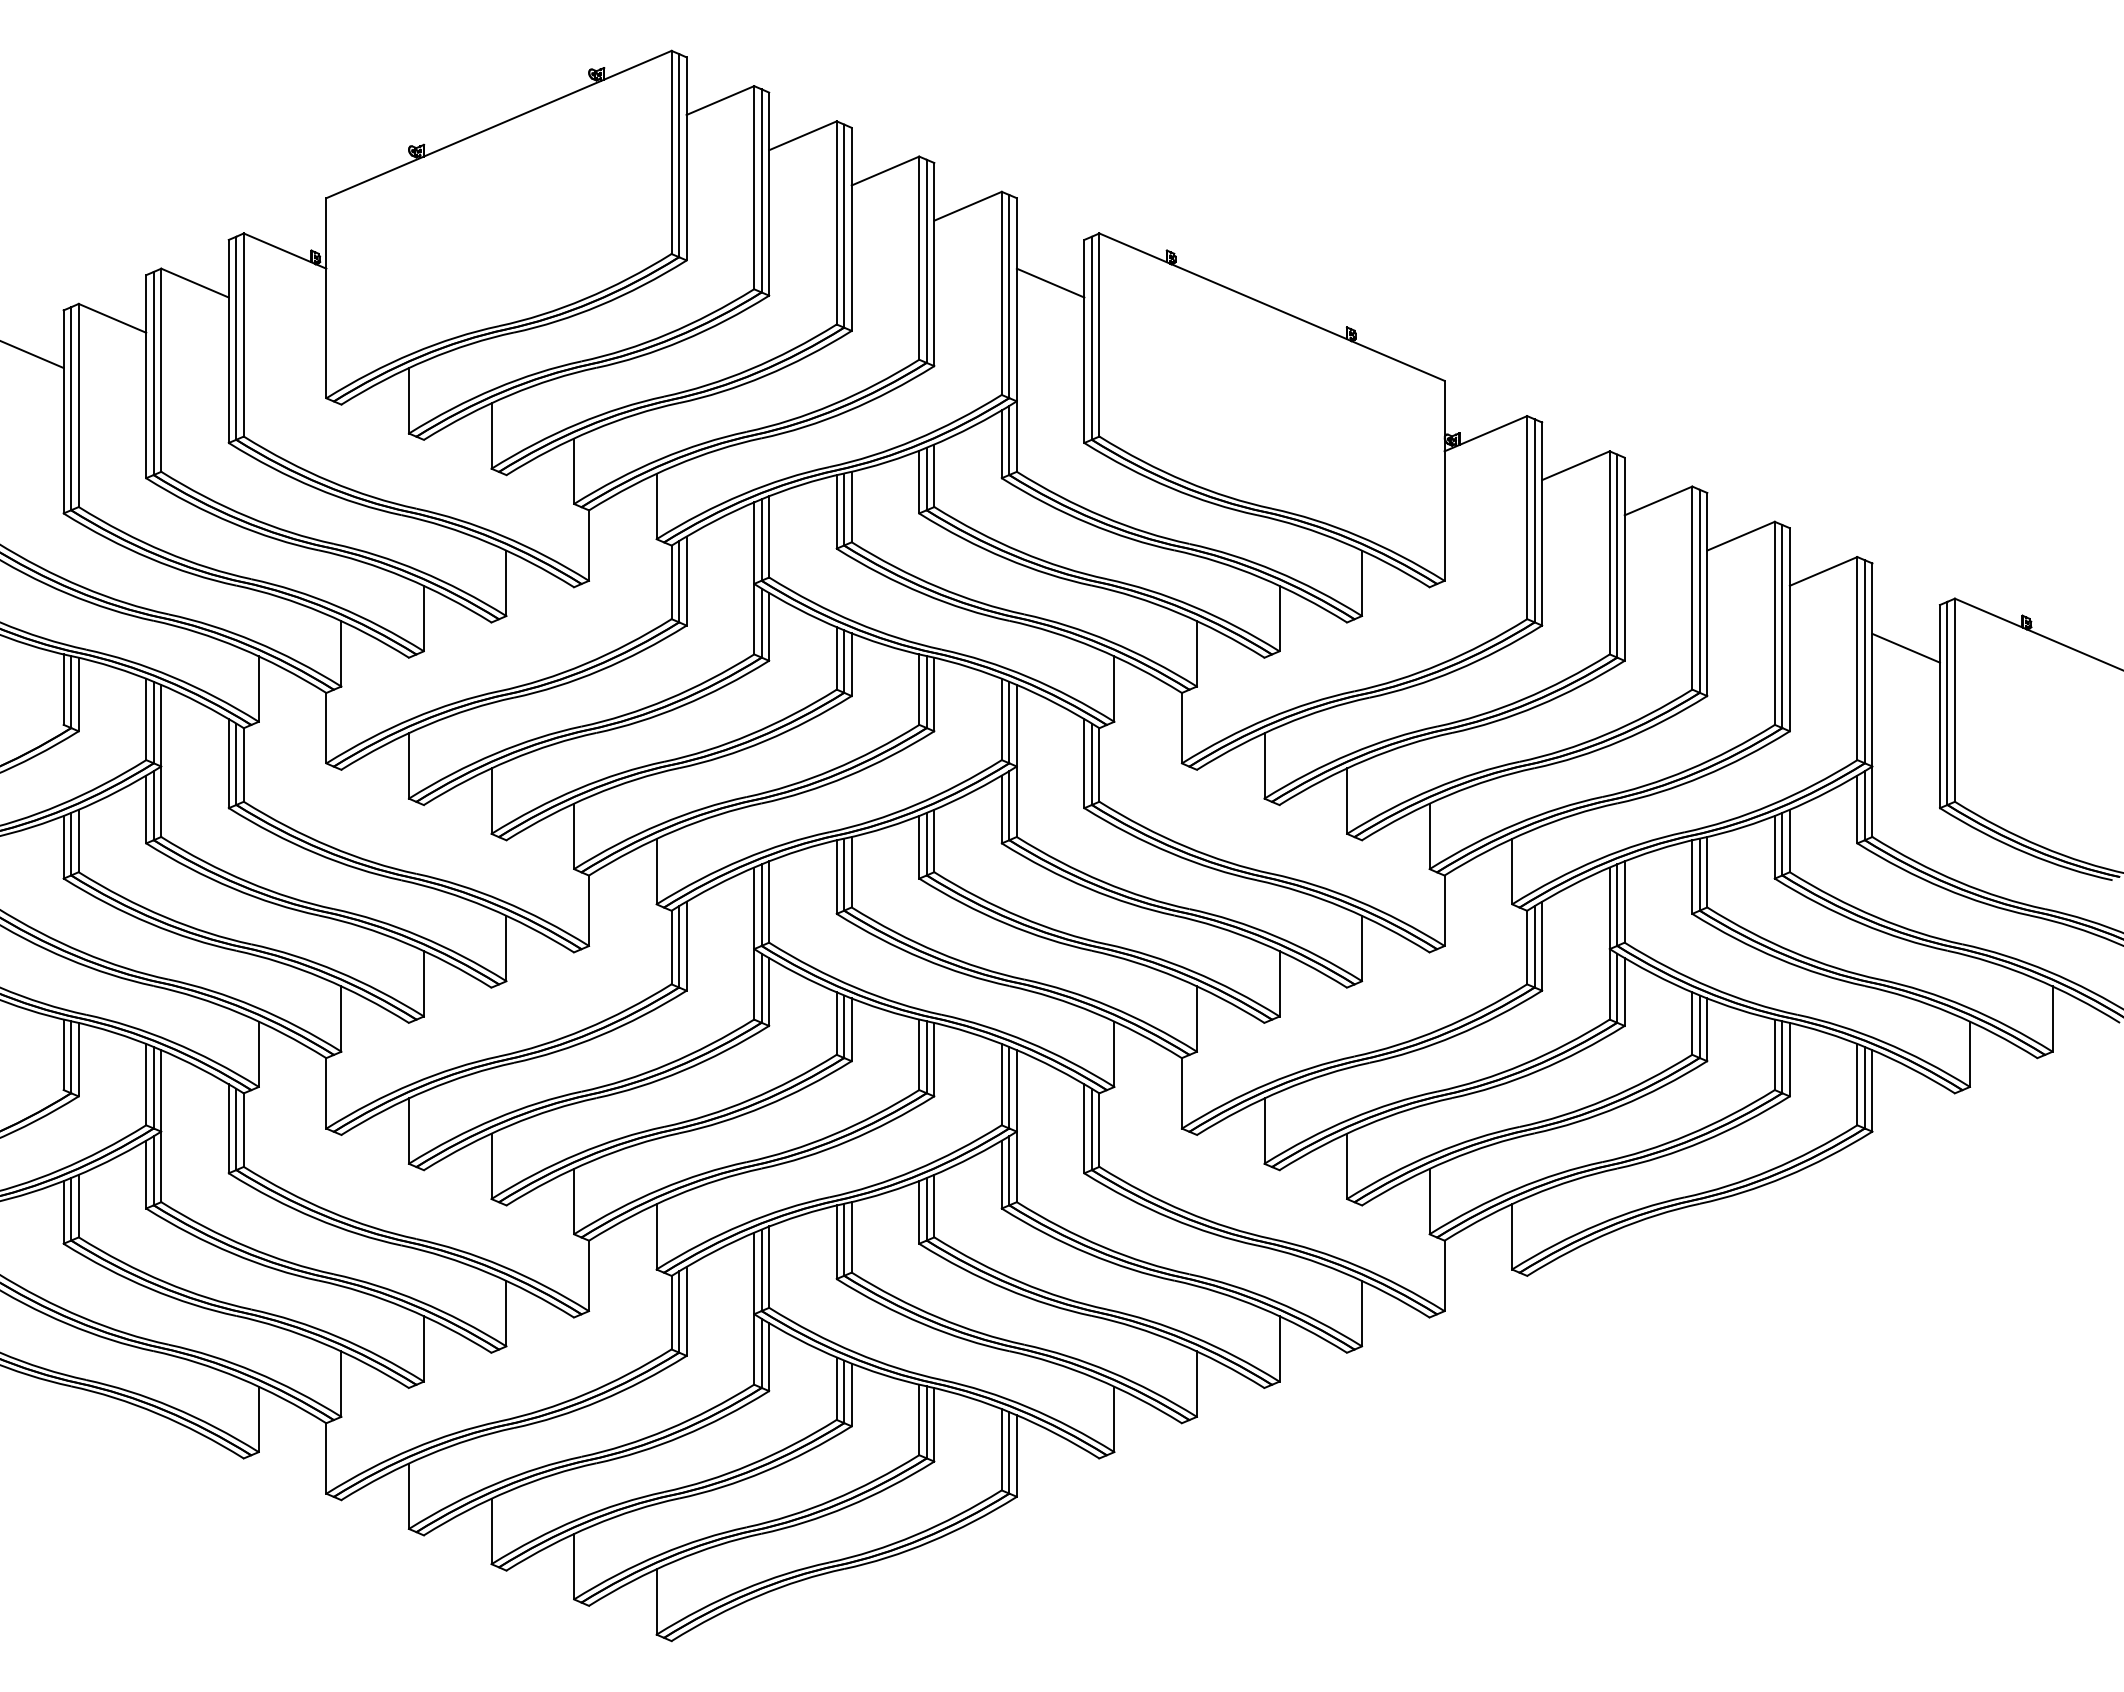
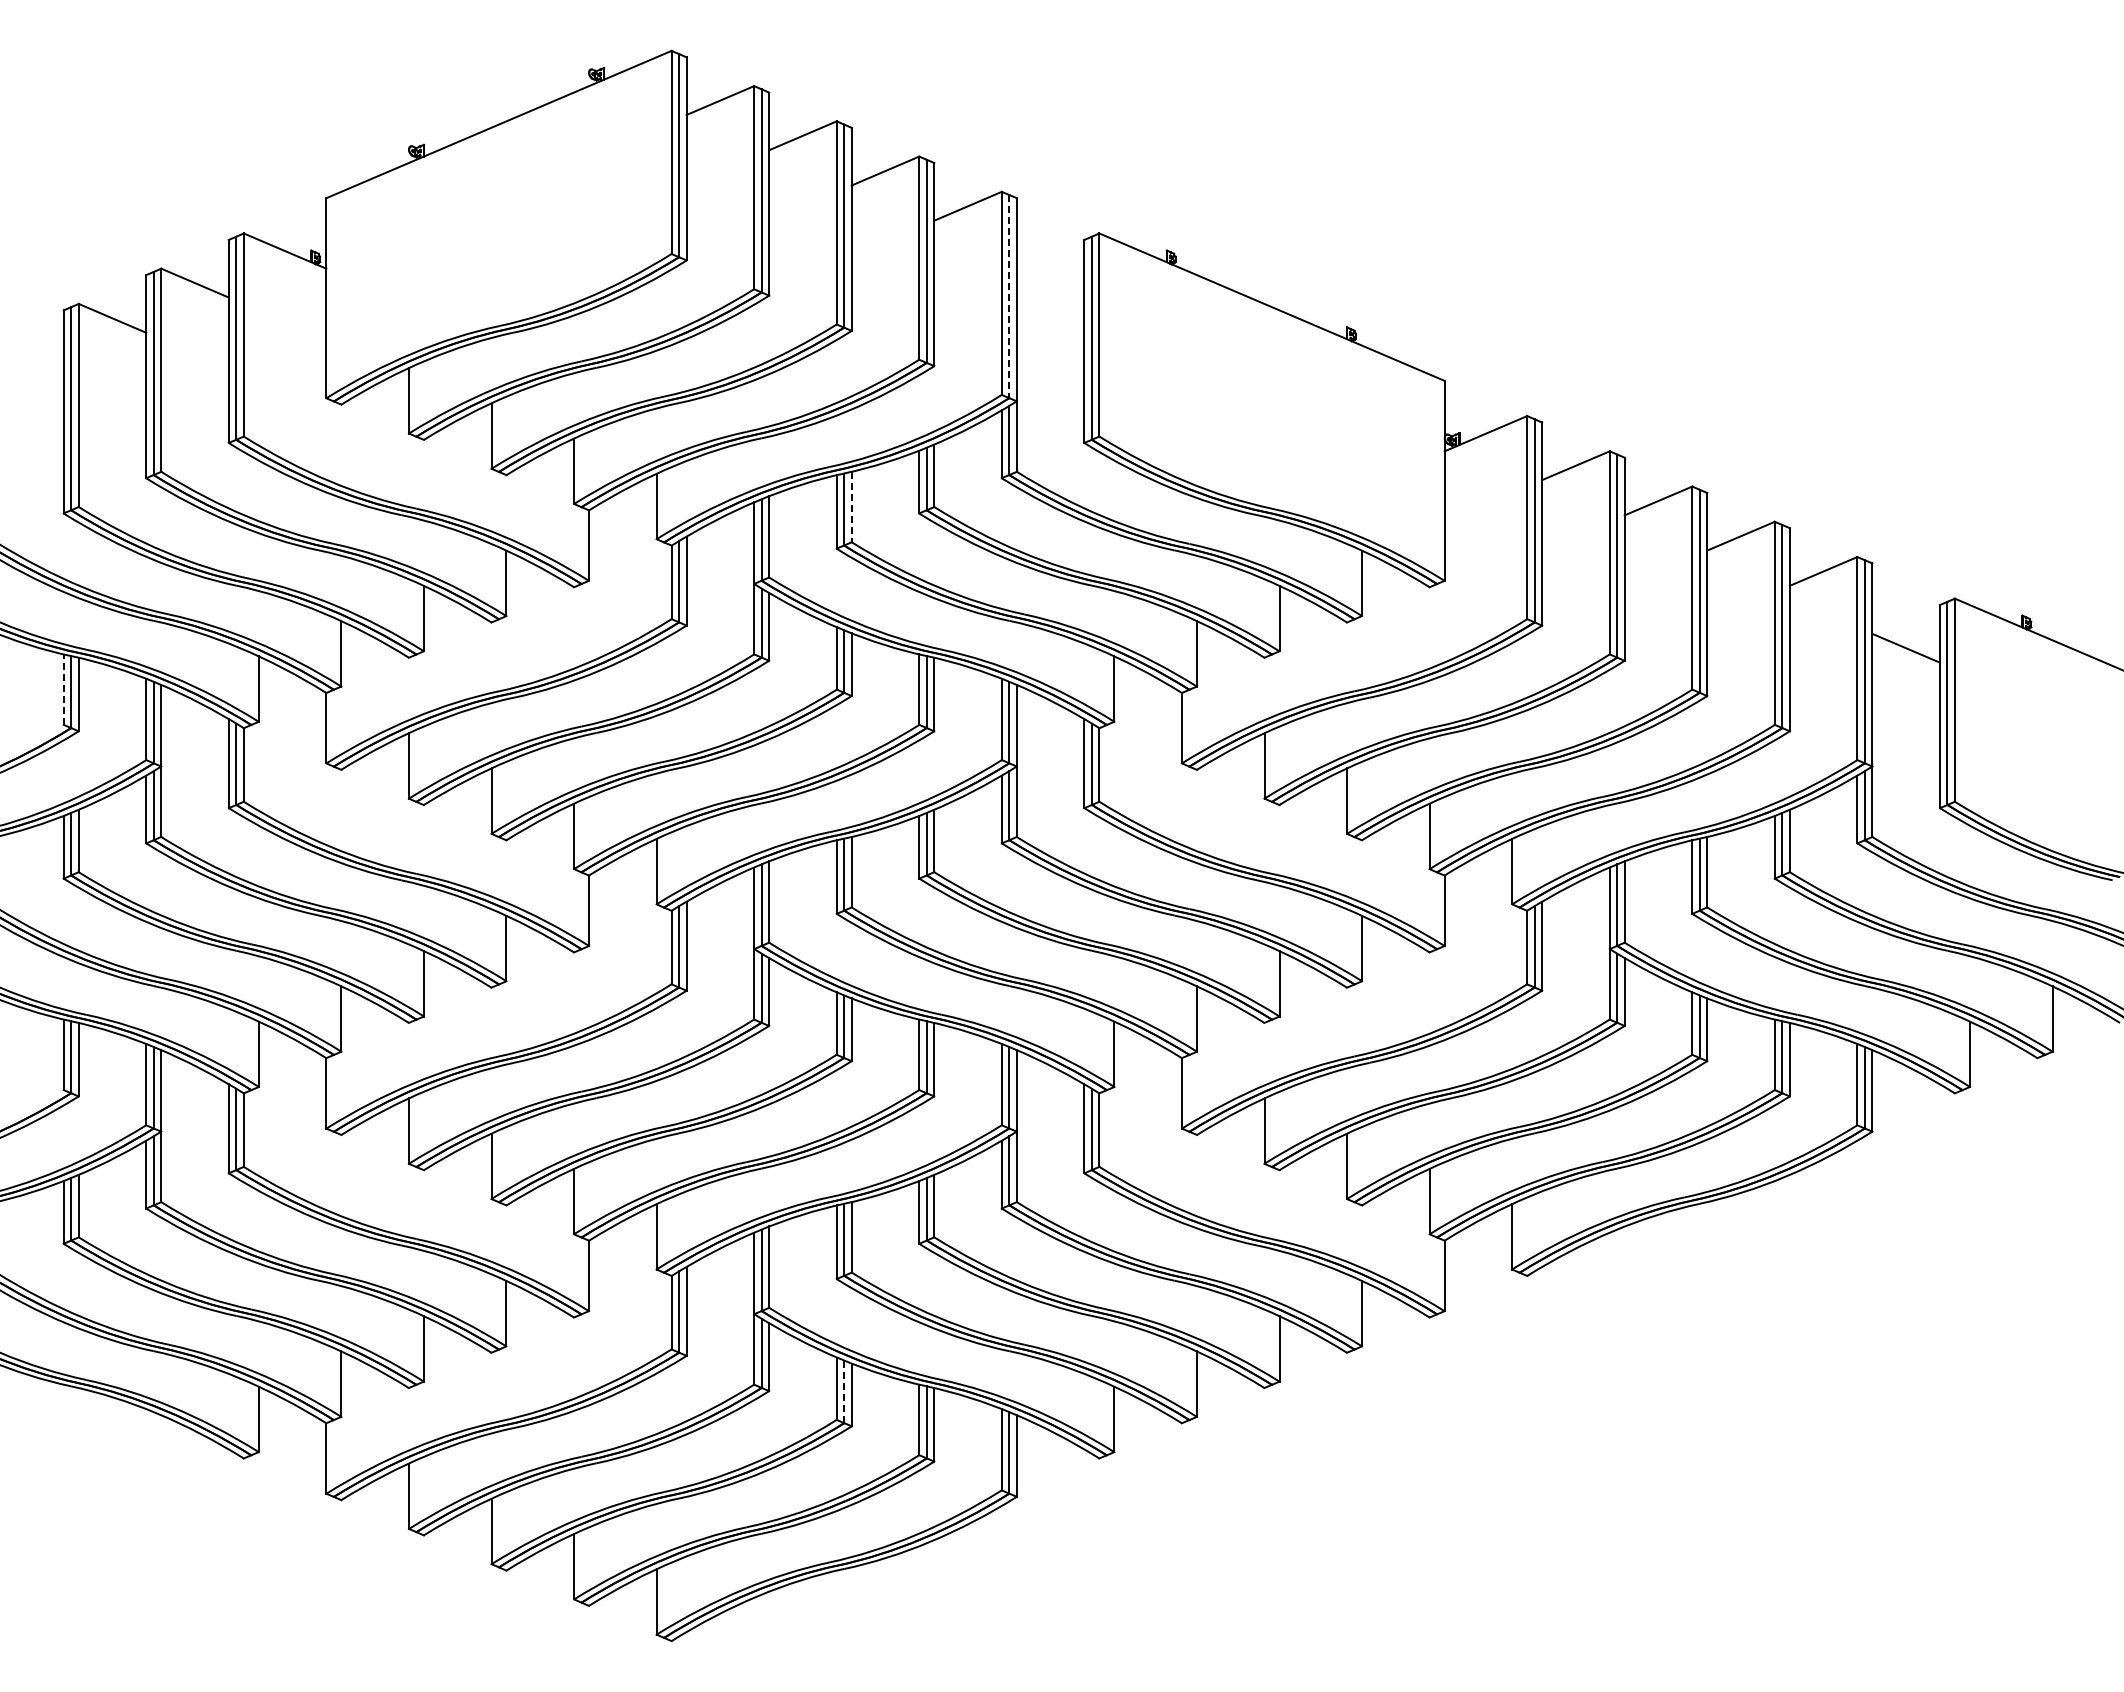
line: present -> none (1050, 282)
line: solid -> dashed (1009, 296)
line: present -> none (32, 354)
line: solid -> dashed (851, 507)
line: solid -> dashed (63, 689)
line: solid -> dashed (844, 1392)
